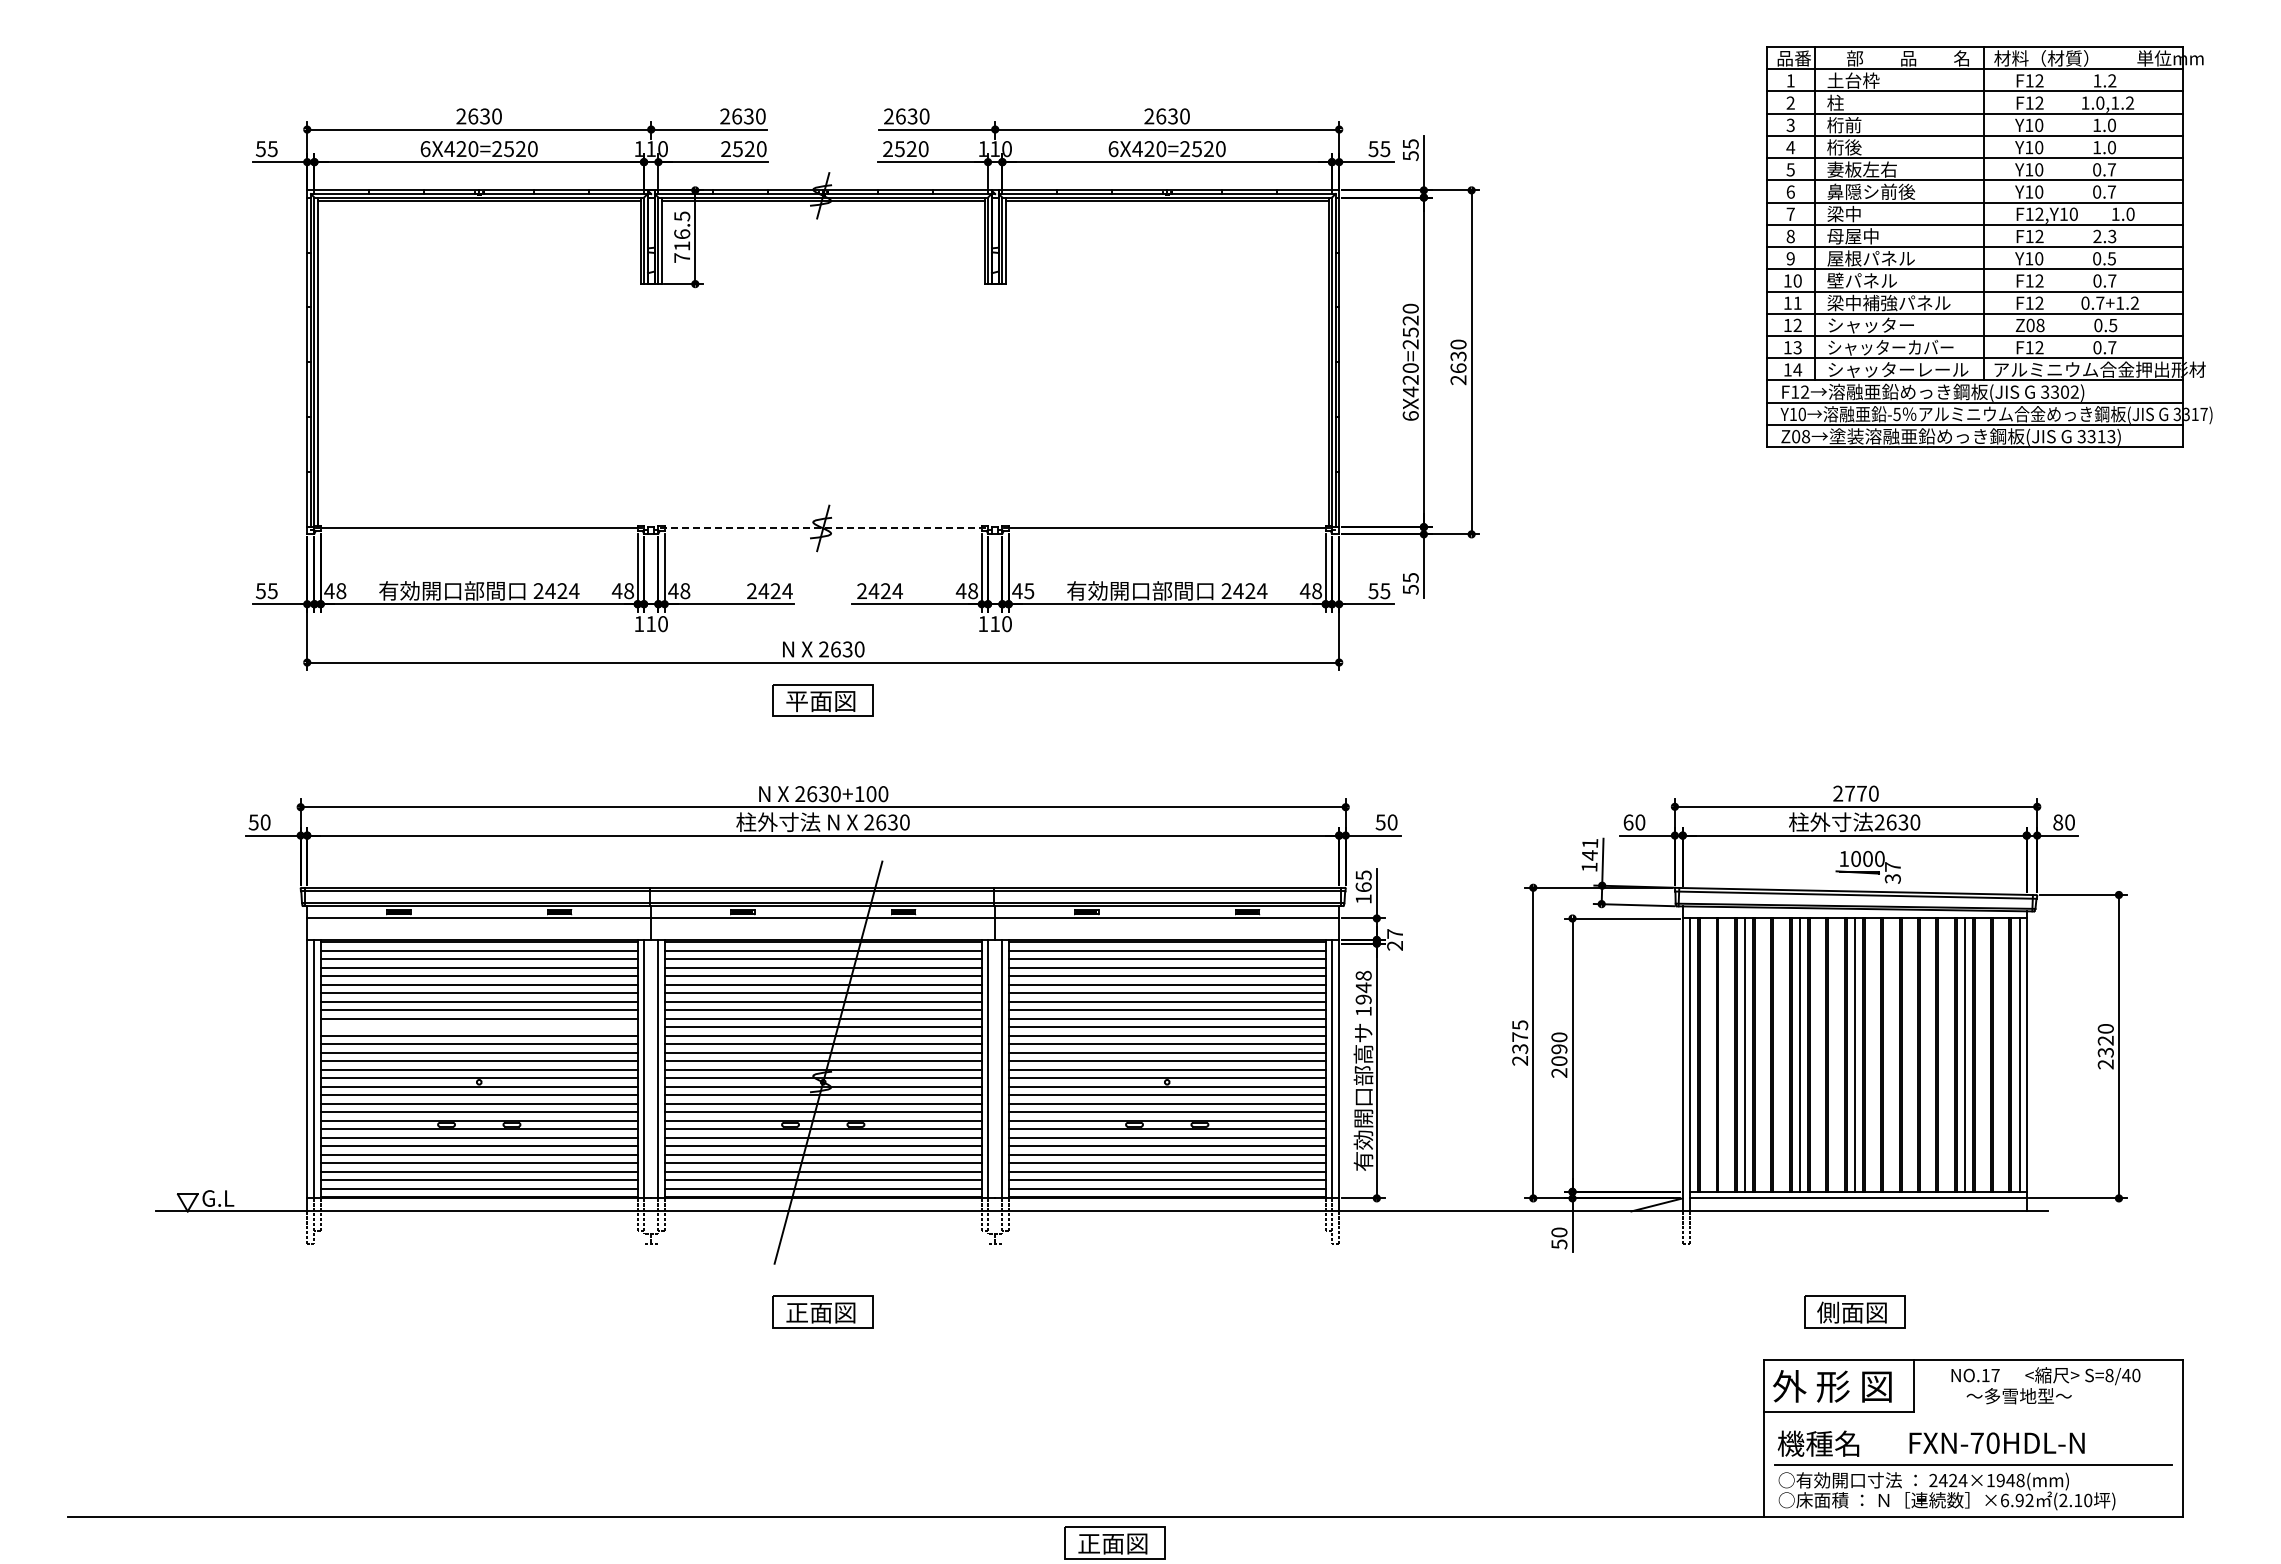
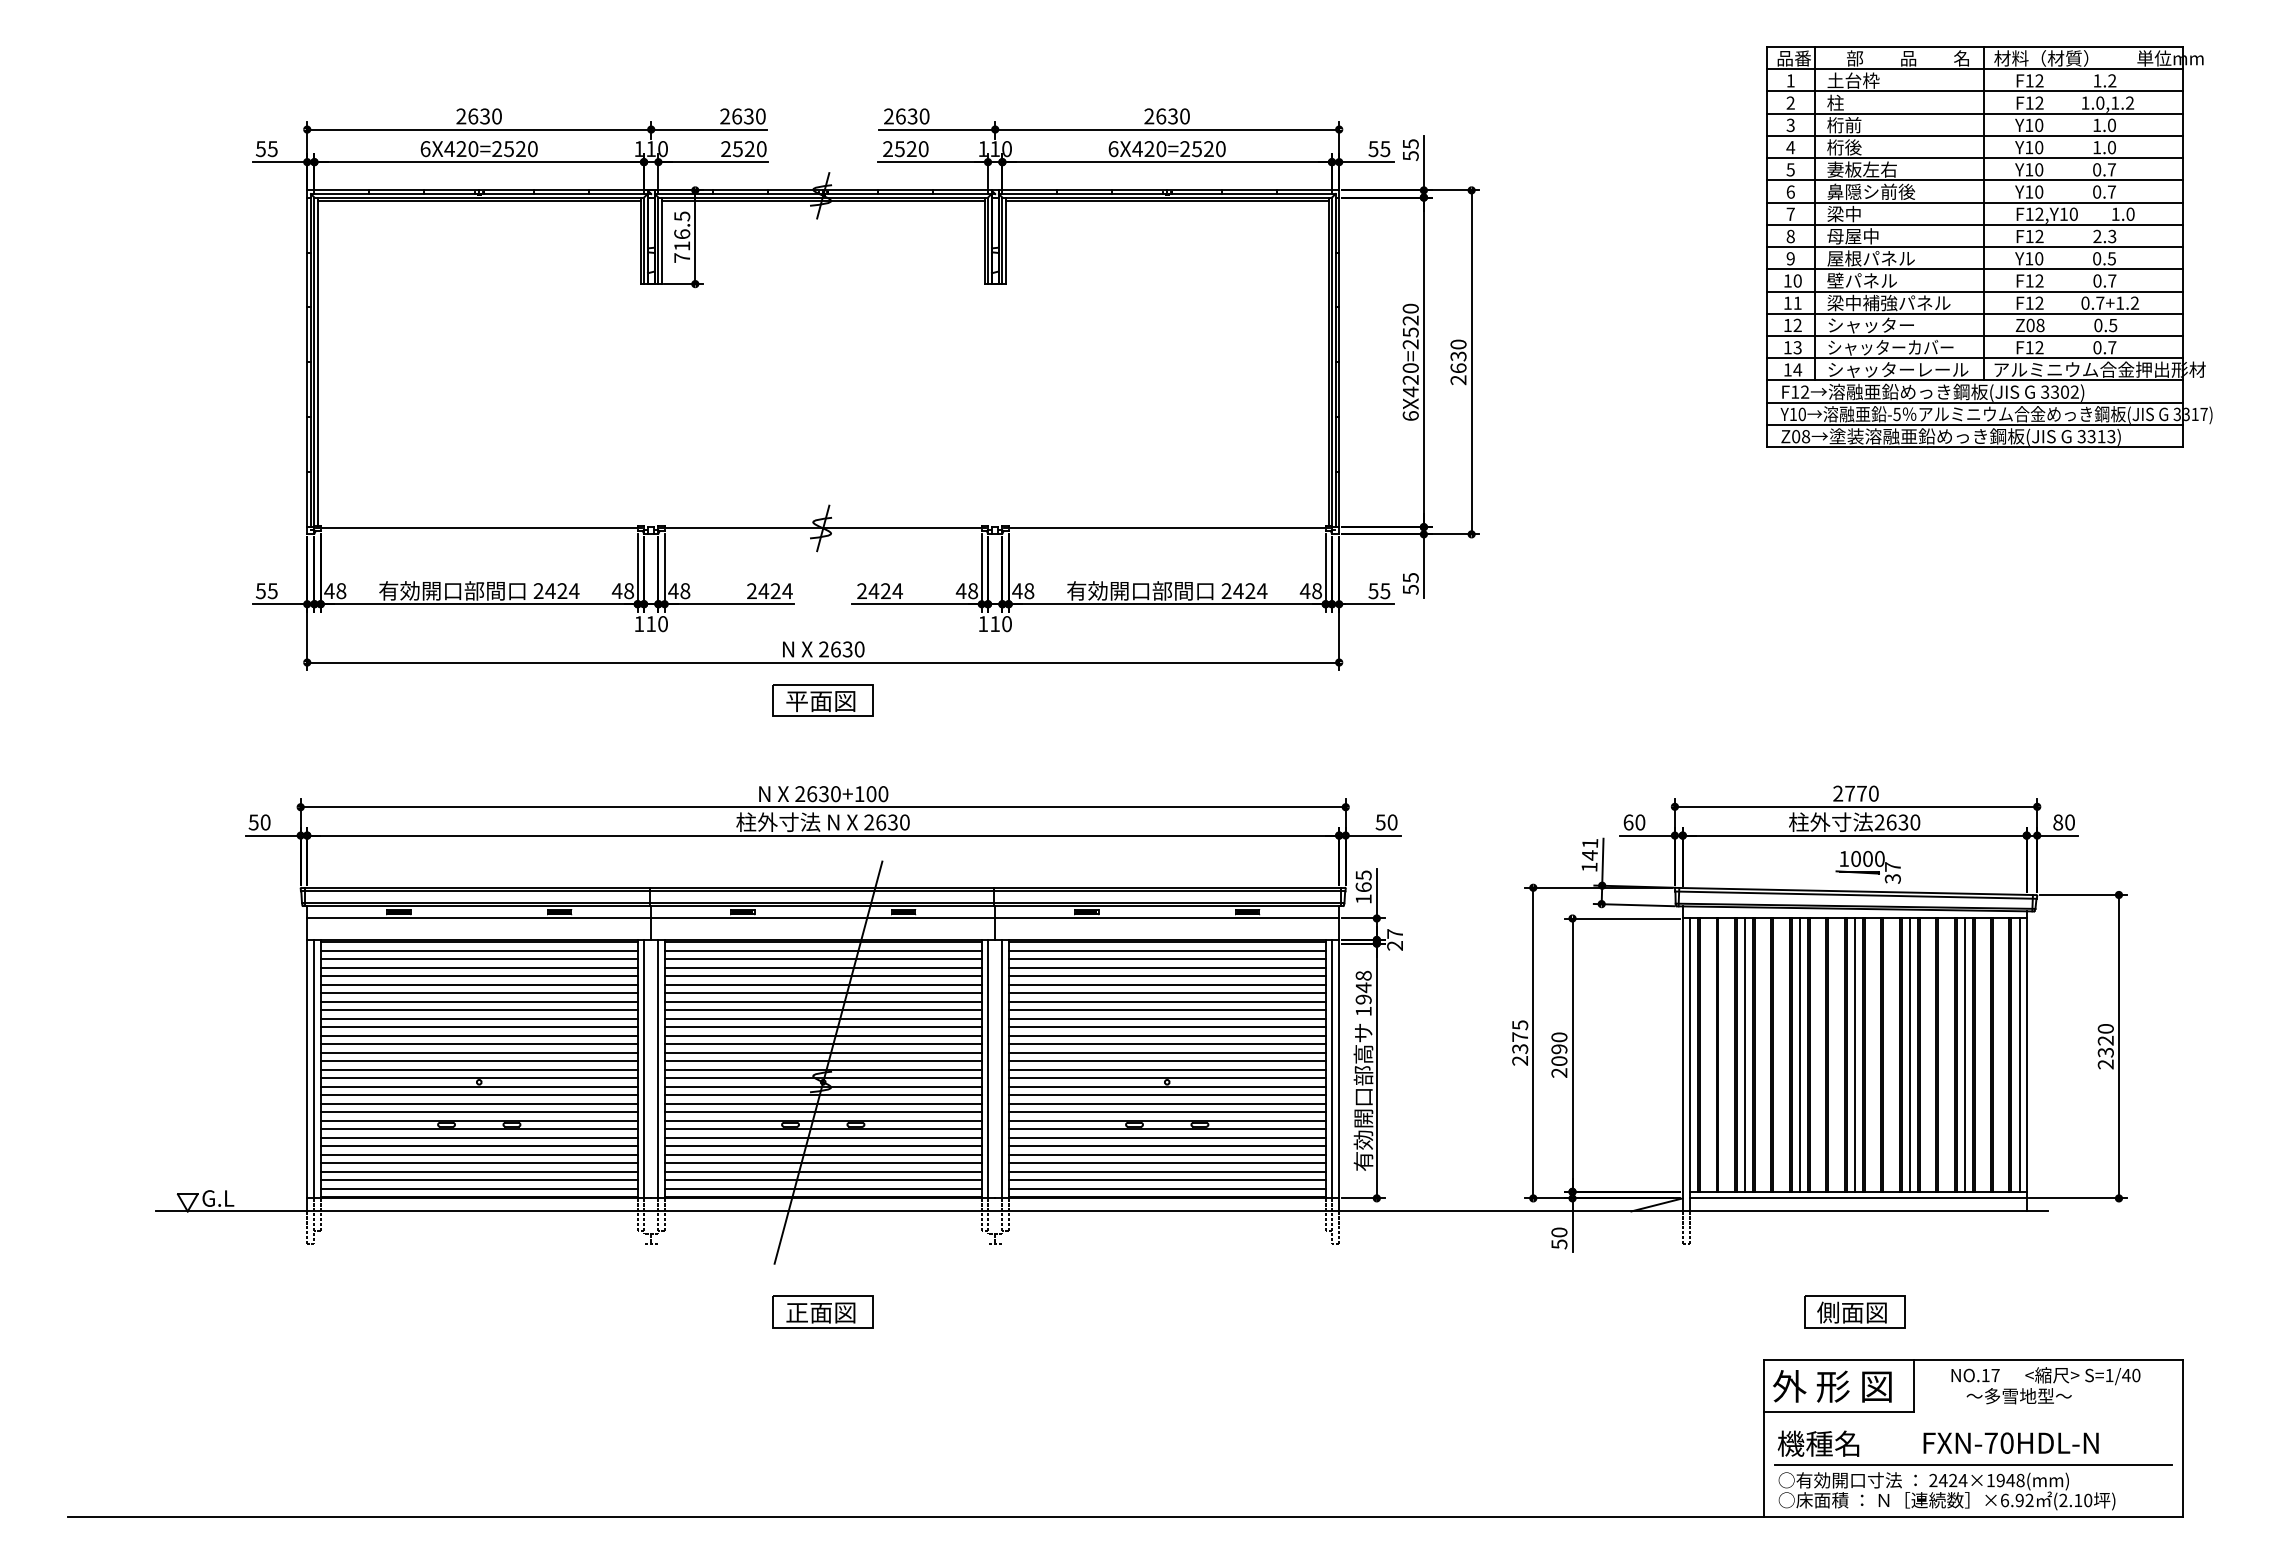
line: dashed -> solid (823, 528)
text: 45 -> 48 (1029, 591)
line: none -> present (478, 1027)
line: none -> present (1909, 1054)
text: S=8/40 -> S=1/40 (2109, 1375)
text position: (1996, 1442) -> (2010, 1442) (2010, 1442)
part: present -> none (1114, 1542)
